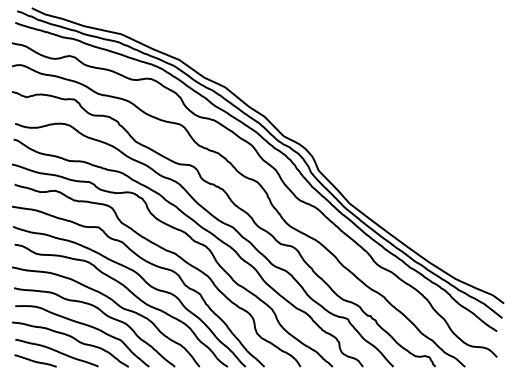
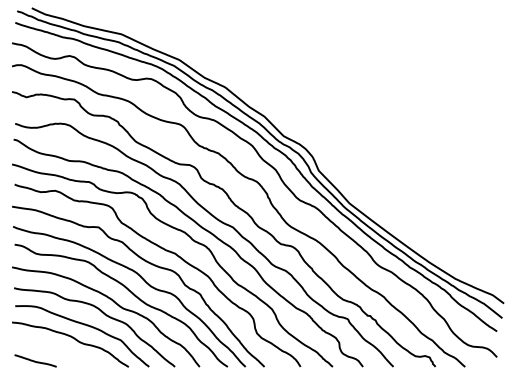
curve: present -> none (56, 351)
